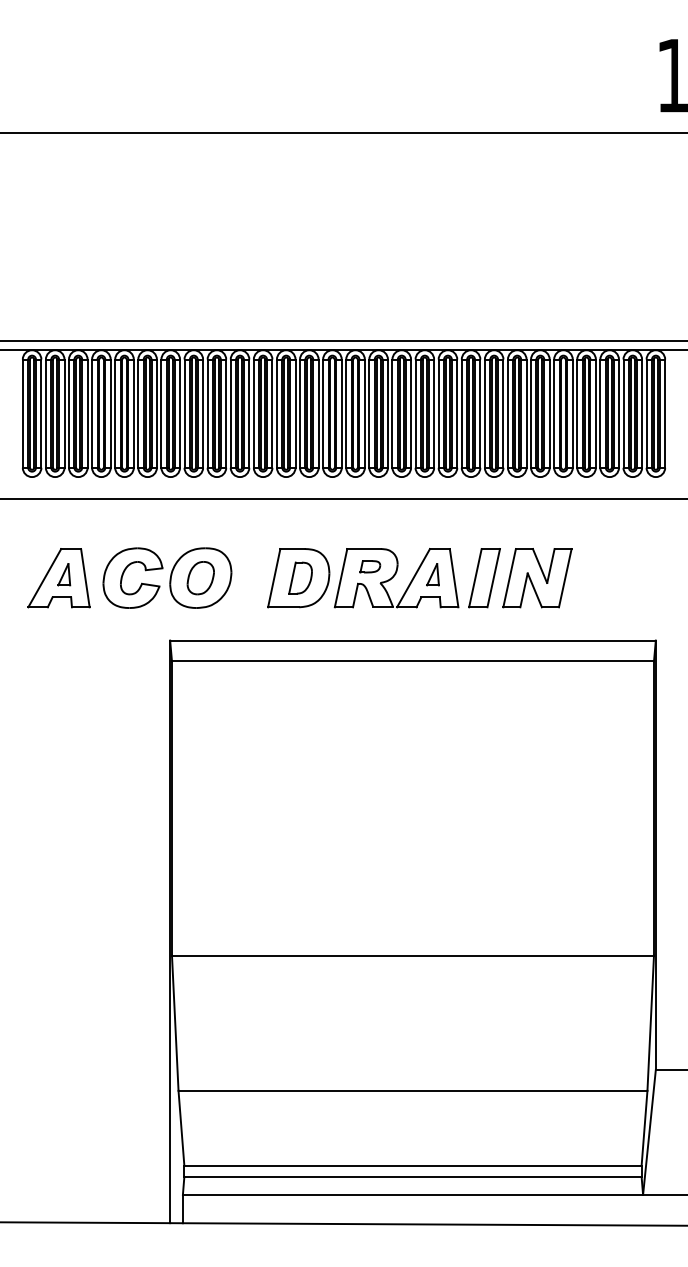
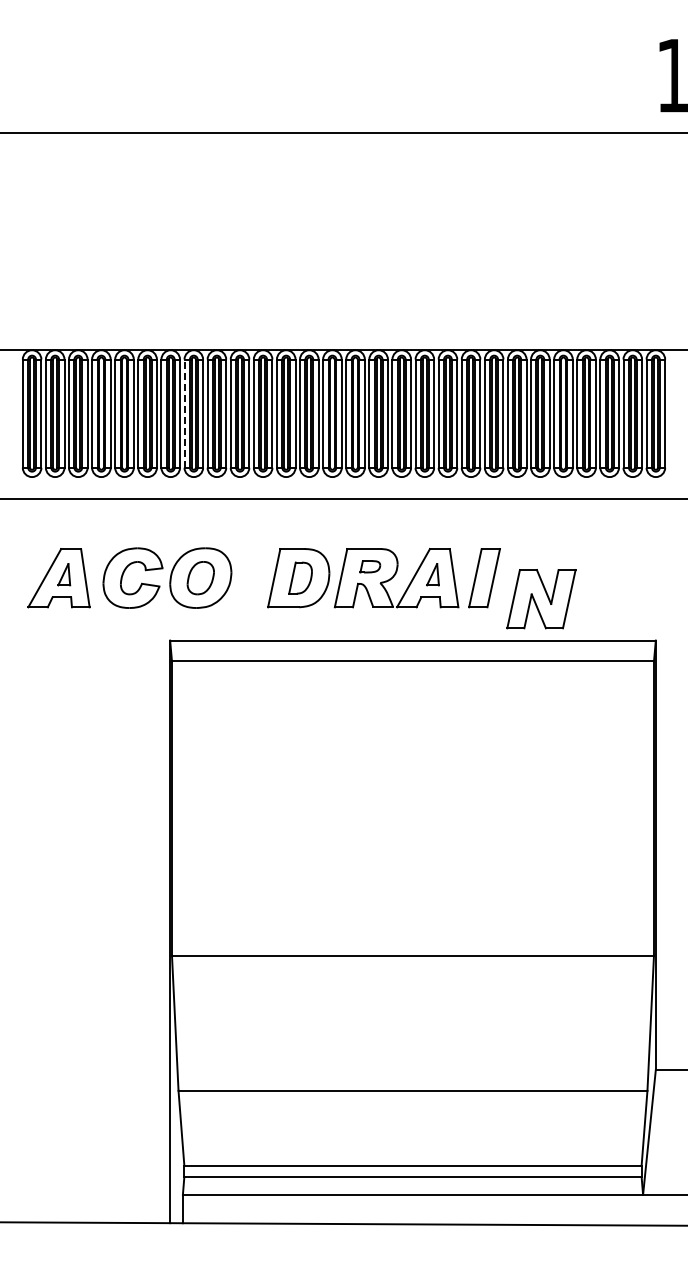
line: present -> none (343, 341)
line: solid -> dashed (184, 413)
part position: (537, 578) -> (541, 599) (541, 599)
